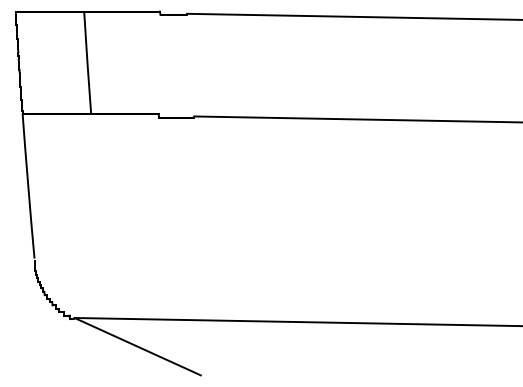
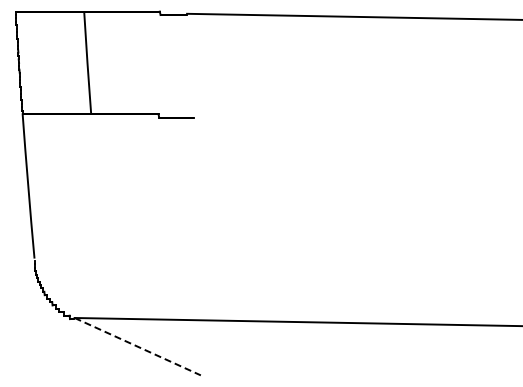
line: present -> none (356, 119)
line: solid -> dashed (138, 346)
